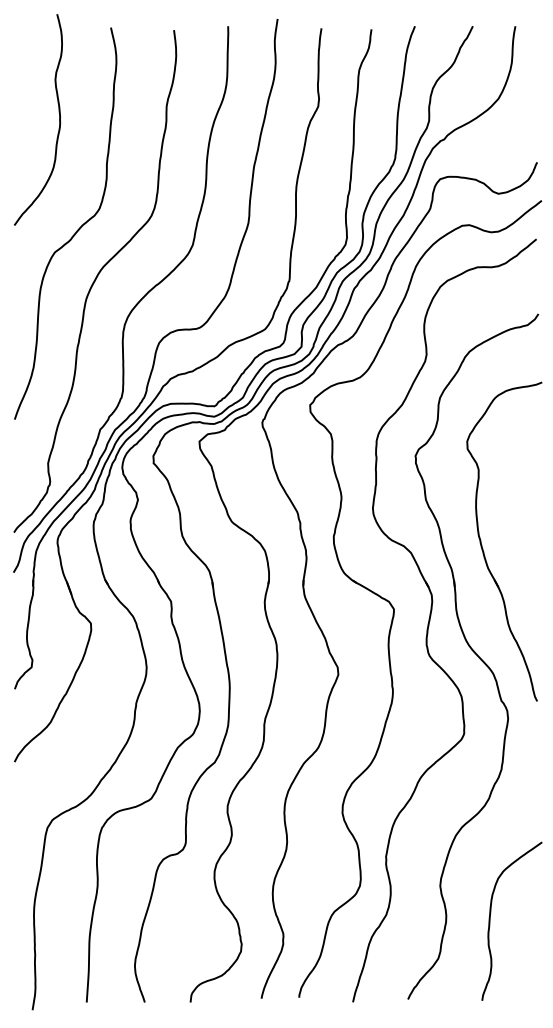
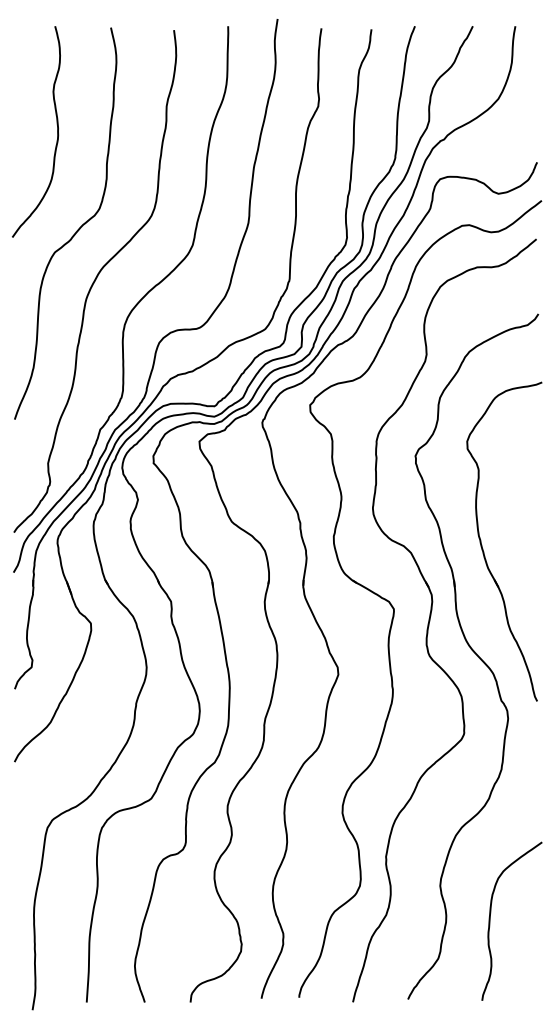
curve position: (59, 119) -> (57, 131) (57, 131)
